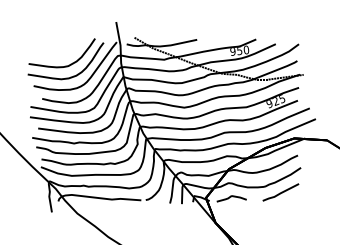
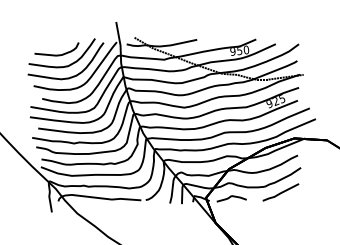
curve: none -> present (56, 54)
